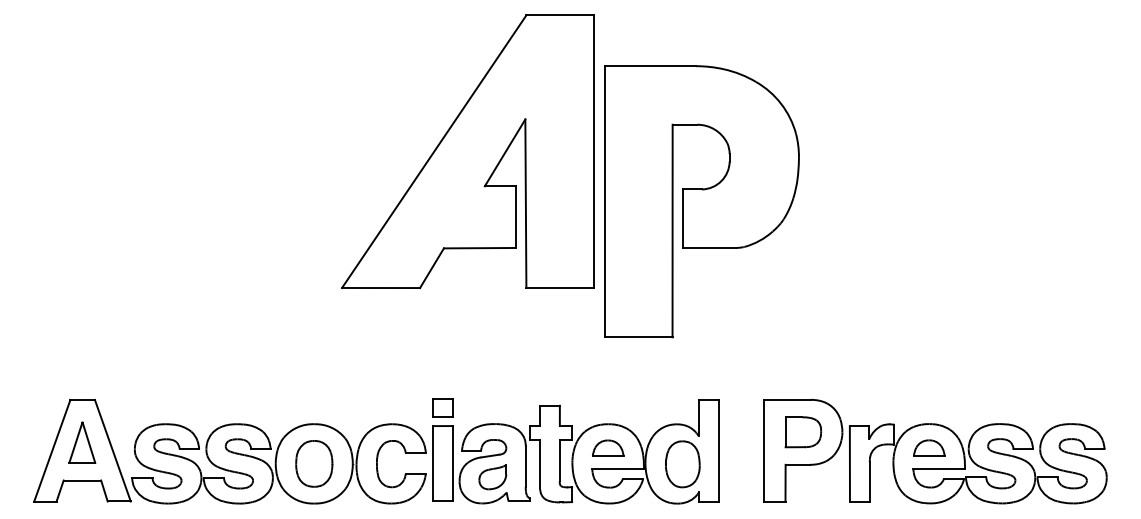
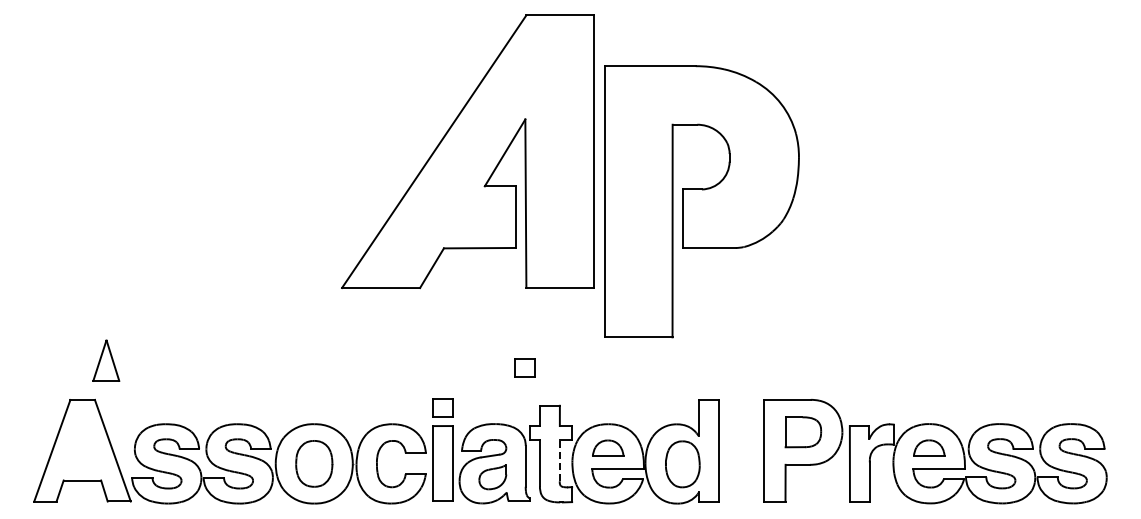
part: none -> present (524, 367)
part position: (82, 442) -> (106, 360) (106, 360)
line: solid -> dashed (559, 460)
